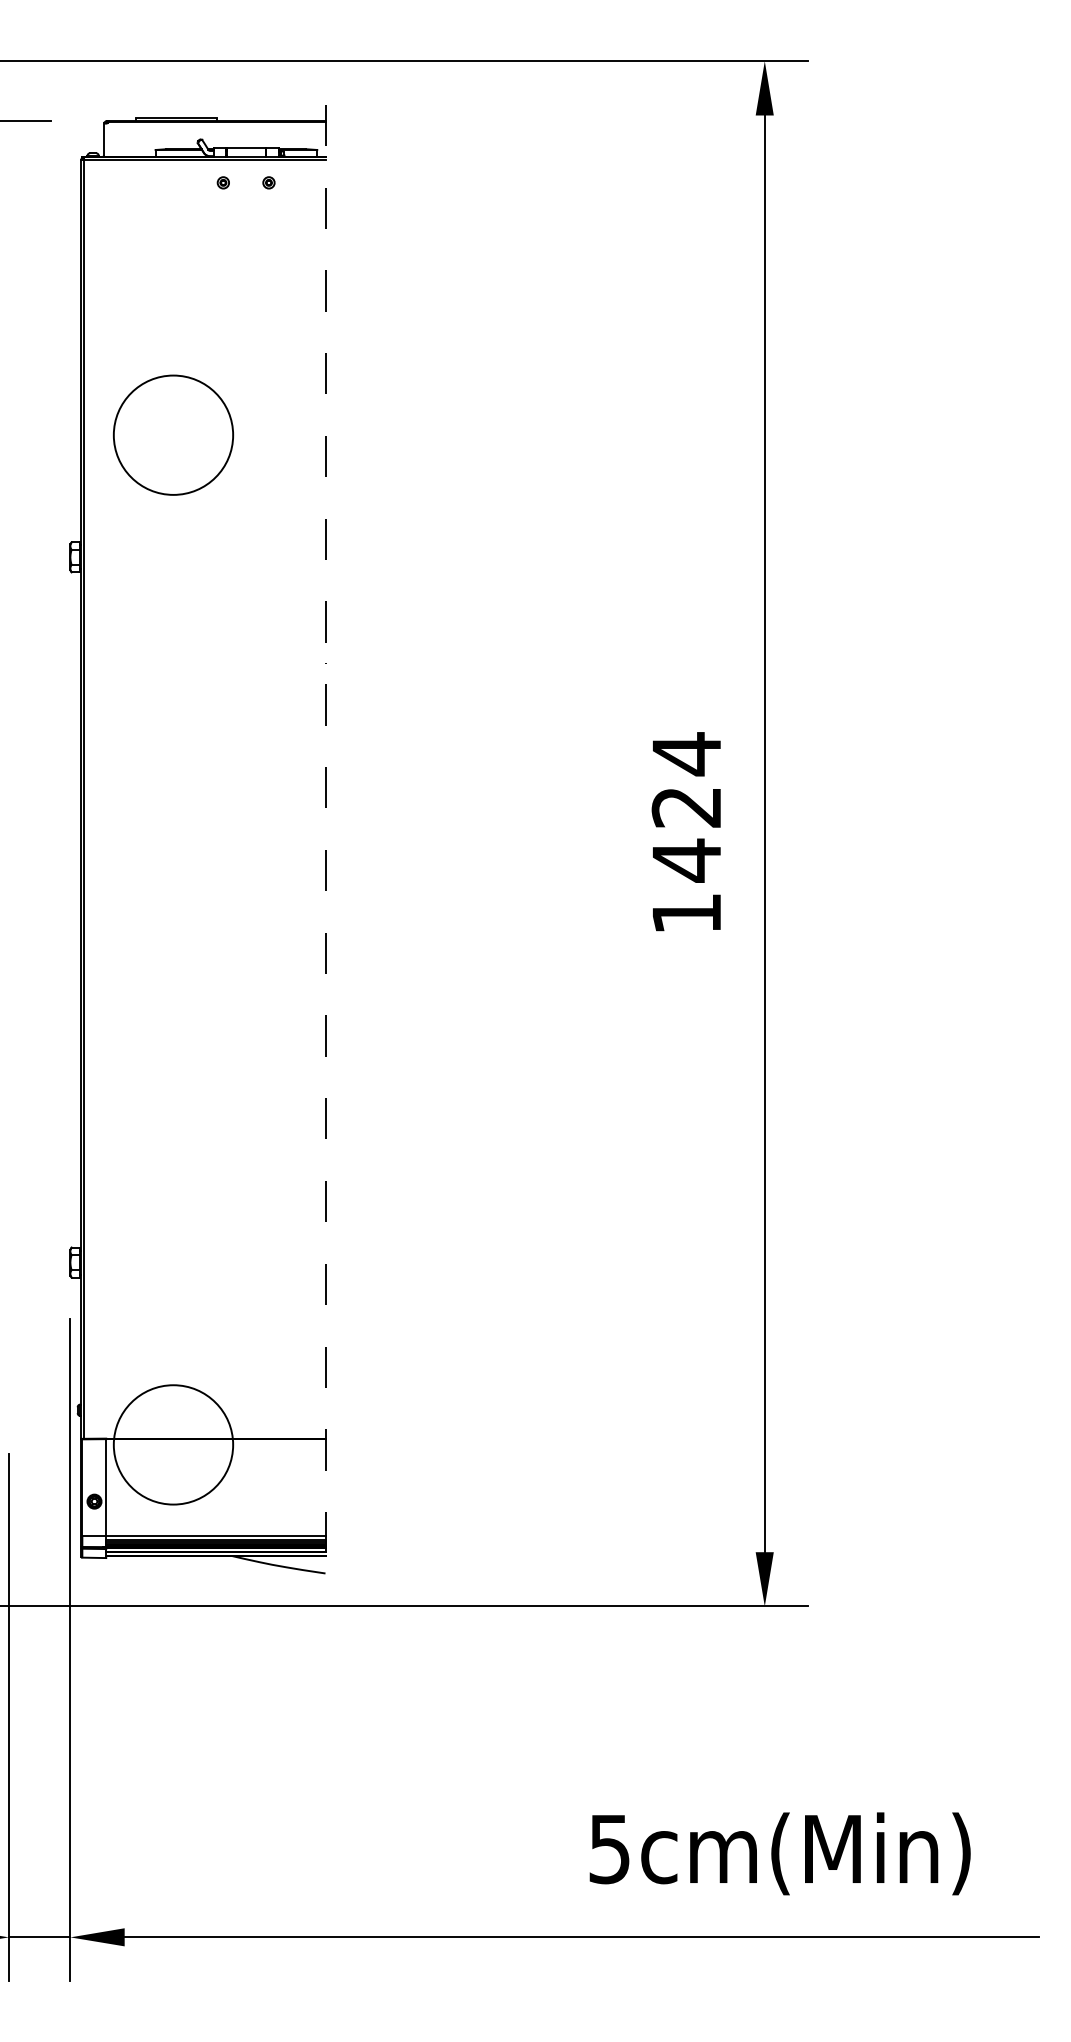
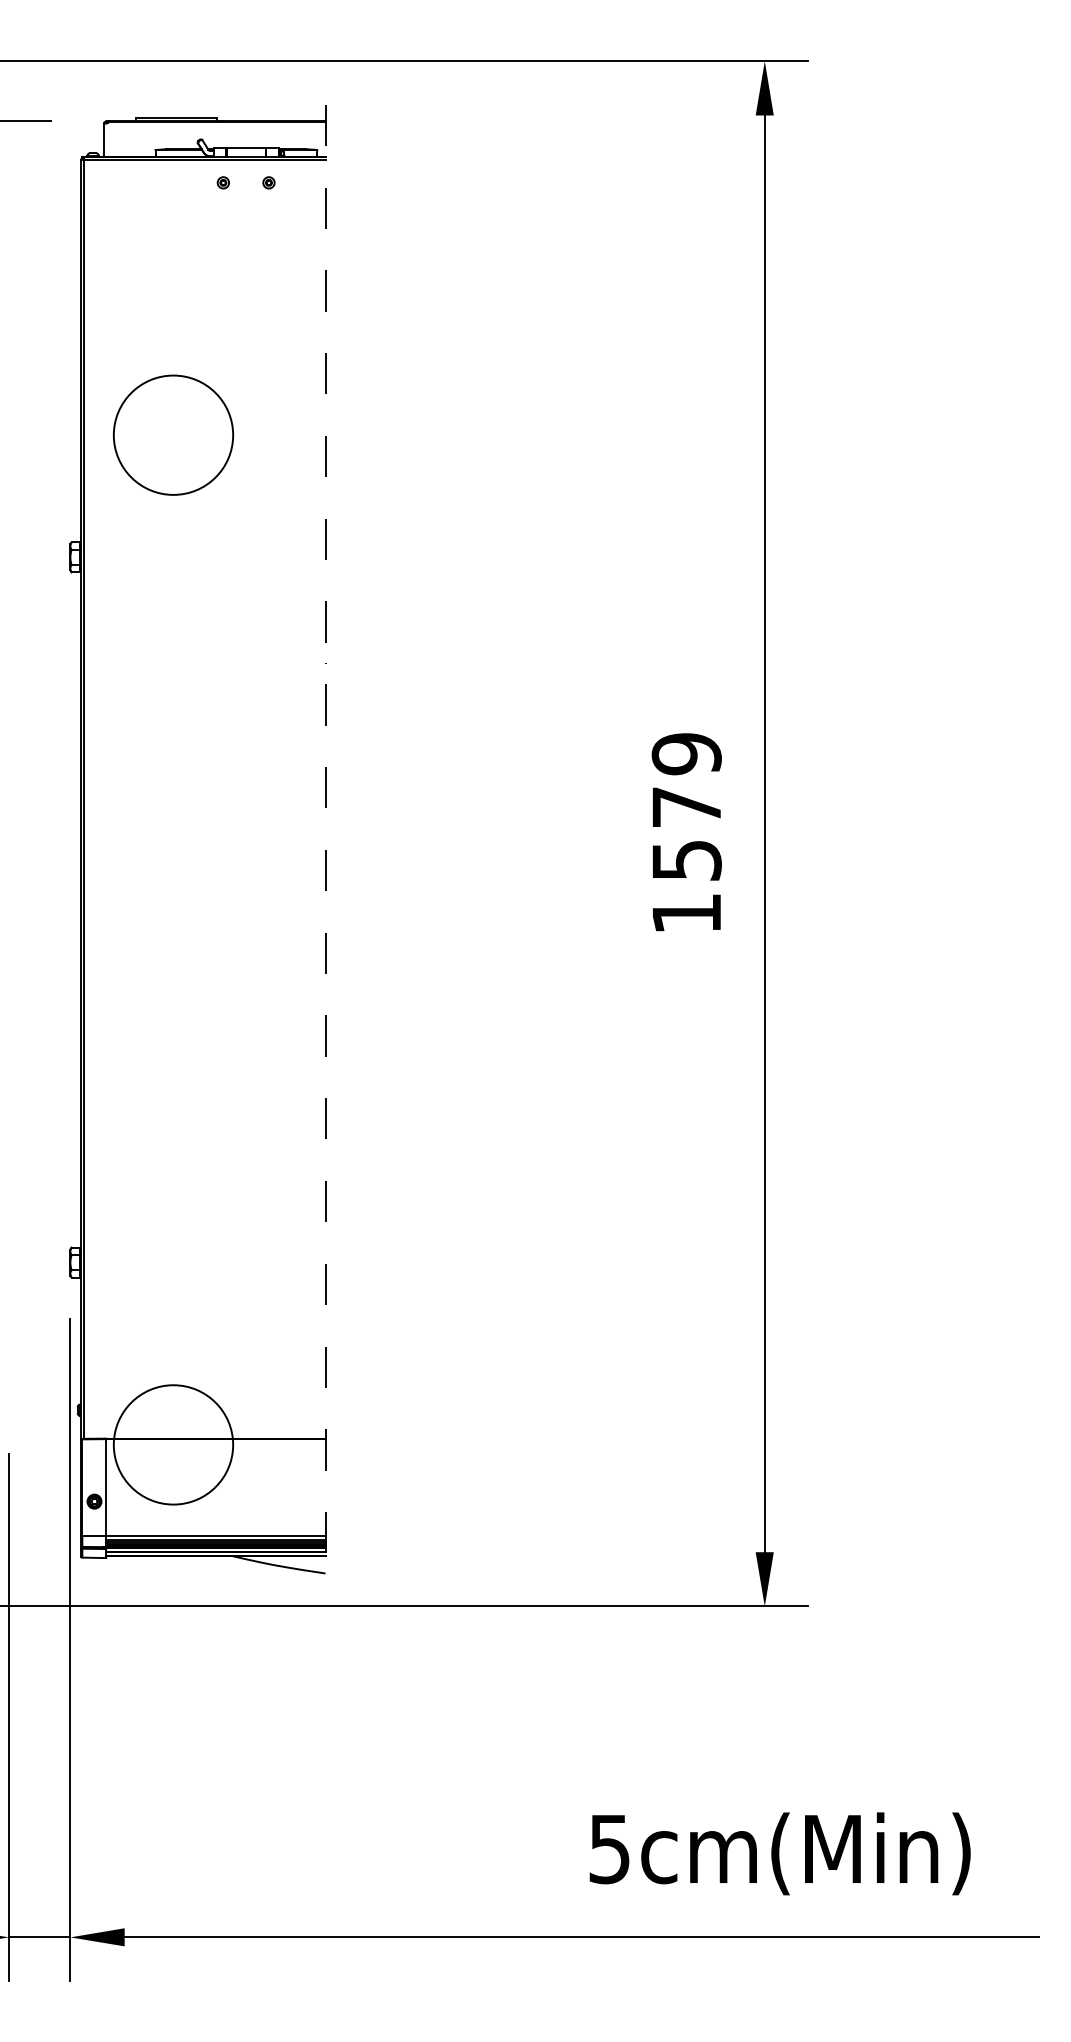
text: 1424 -> 1579 (686, 807)
